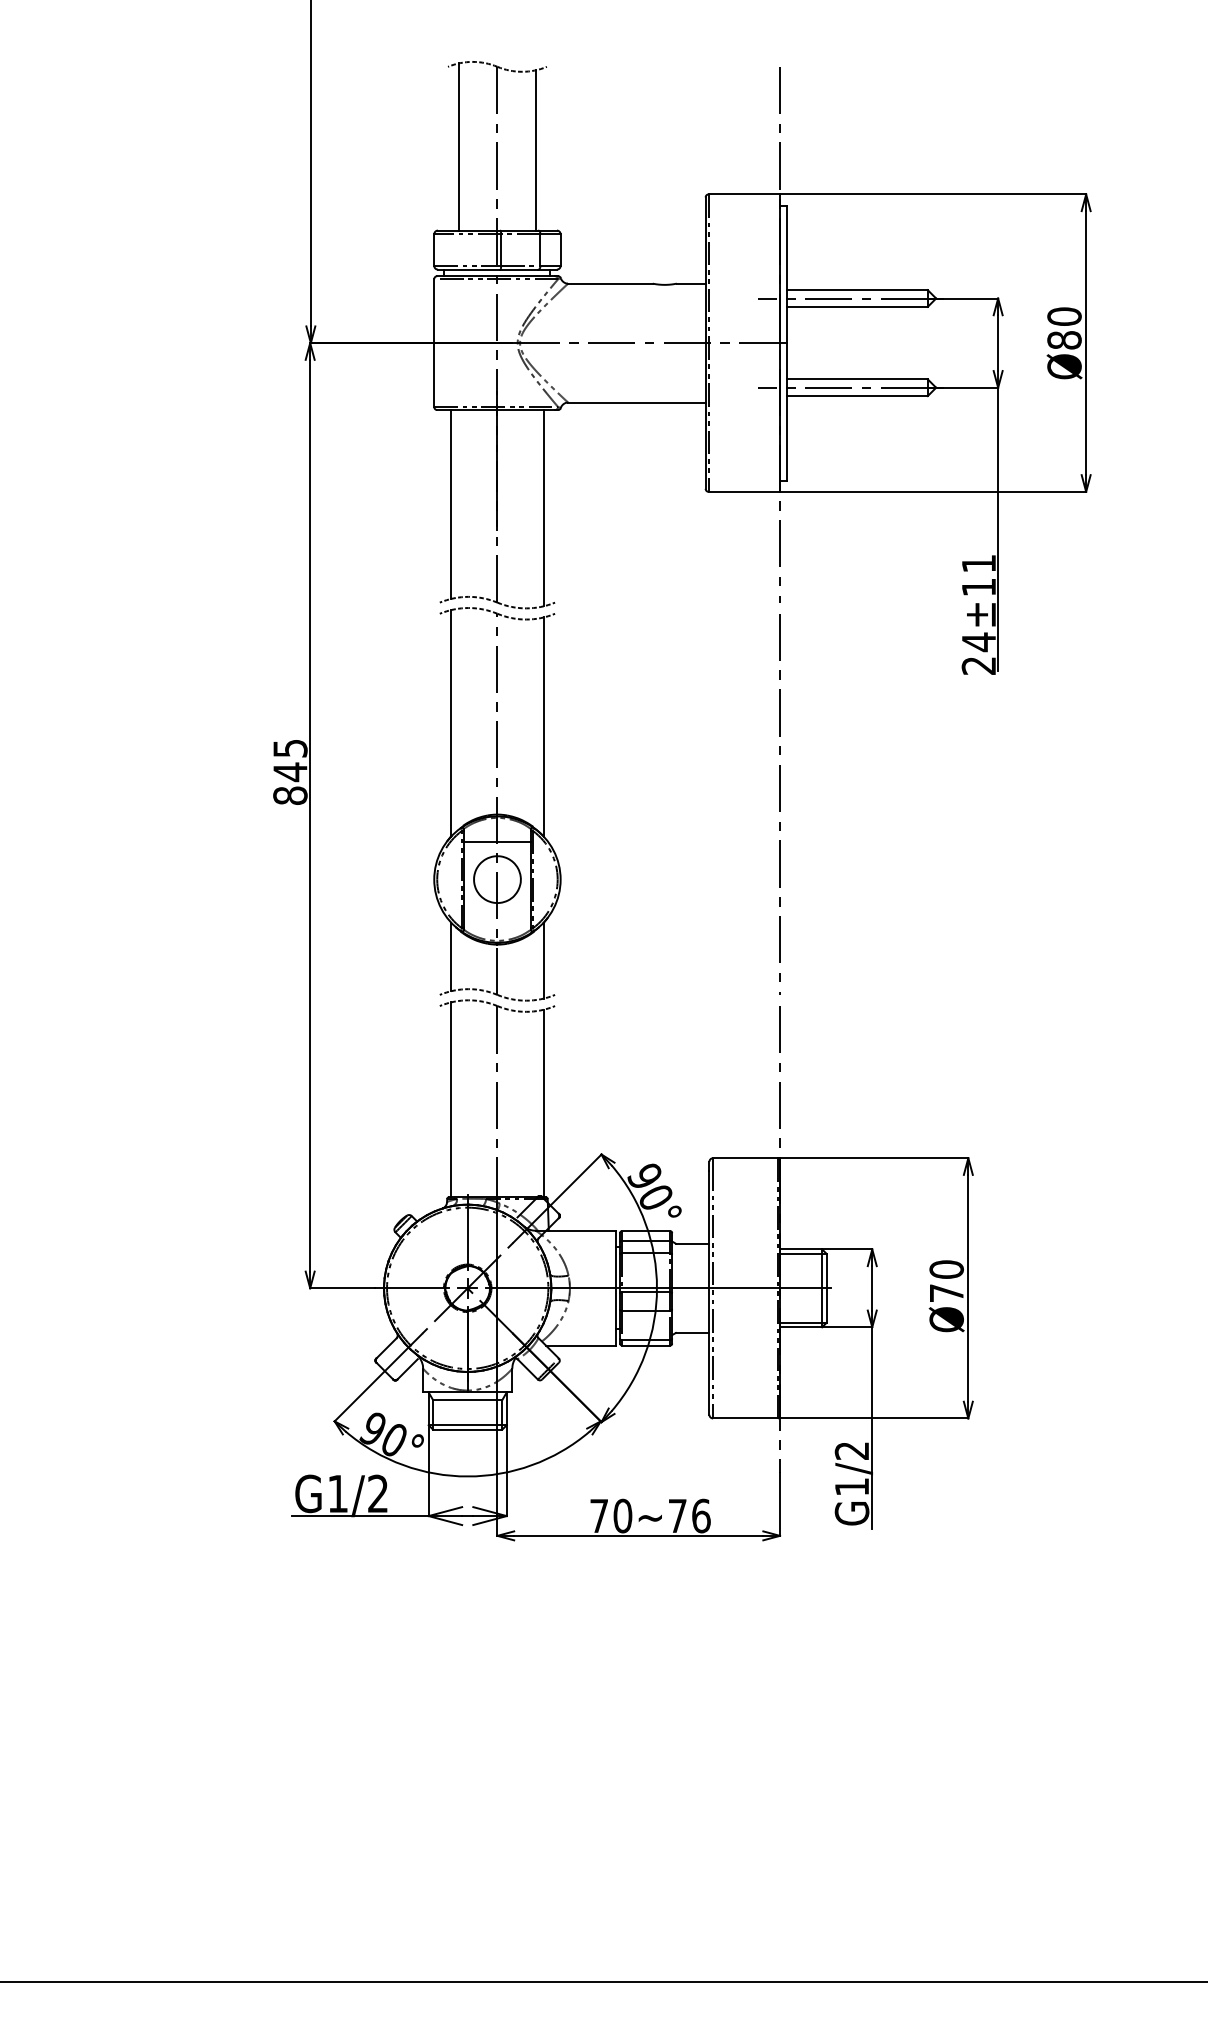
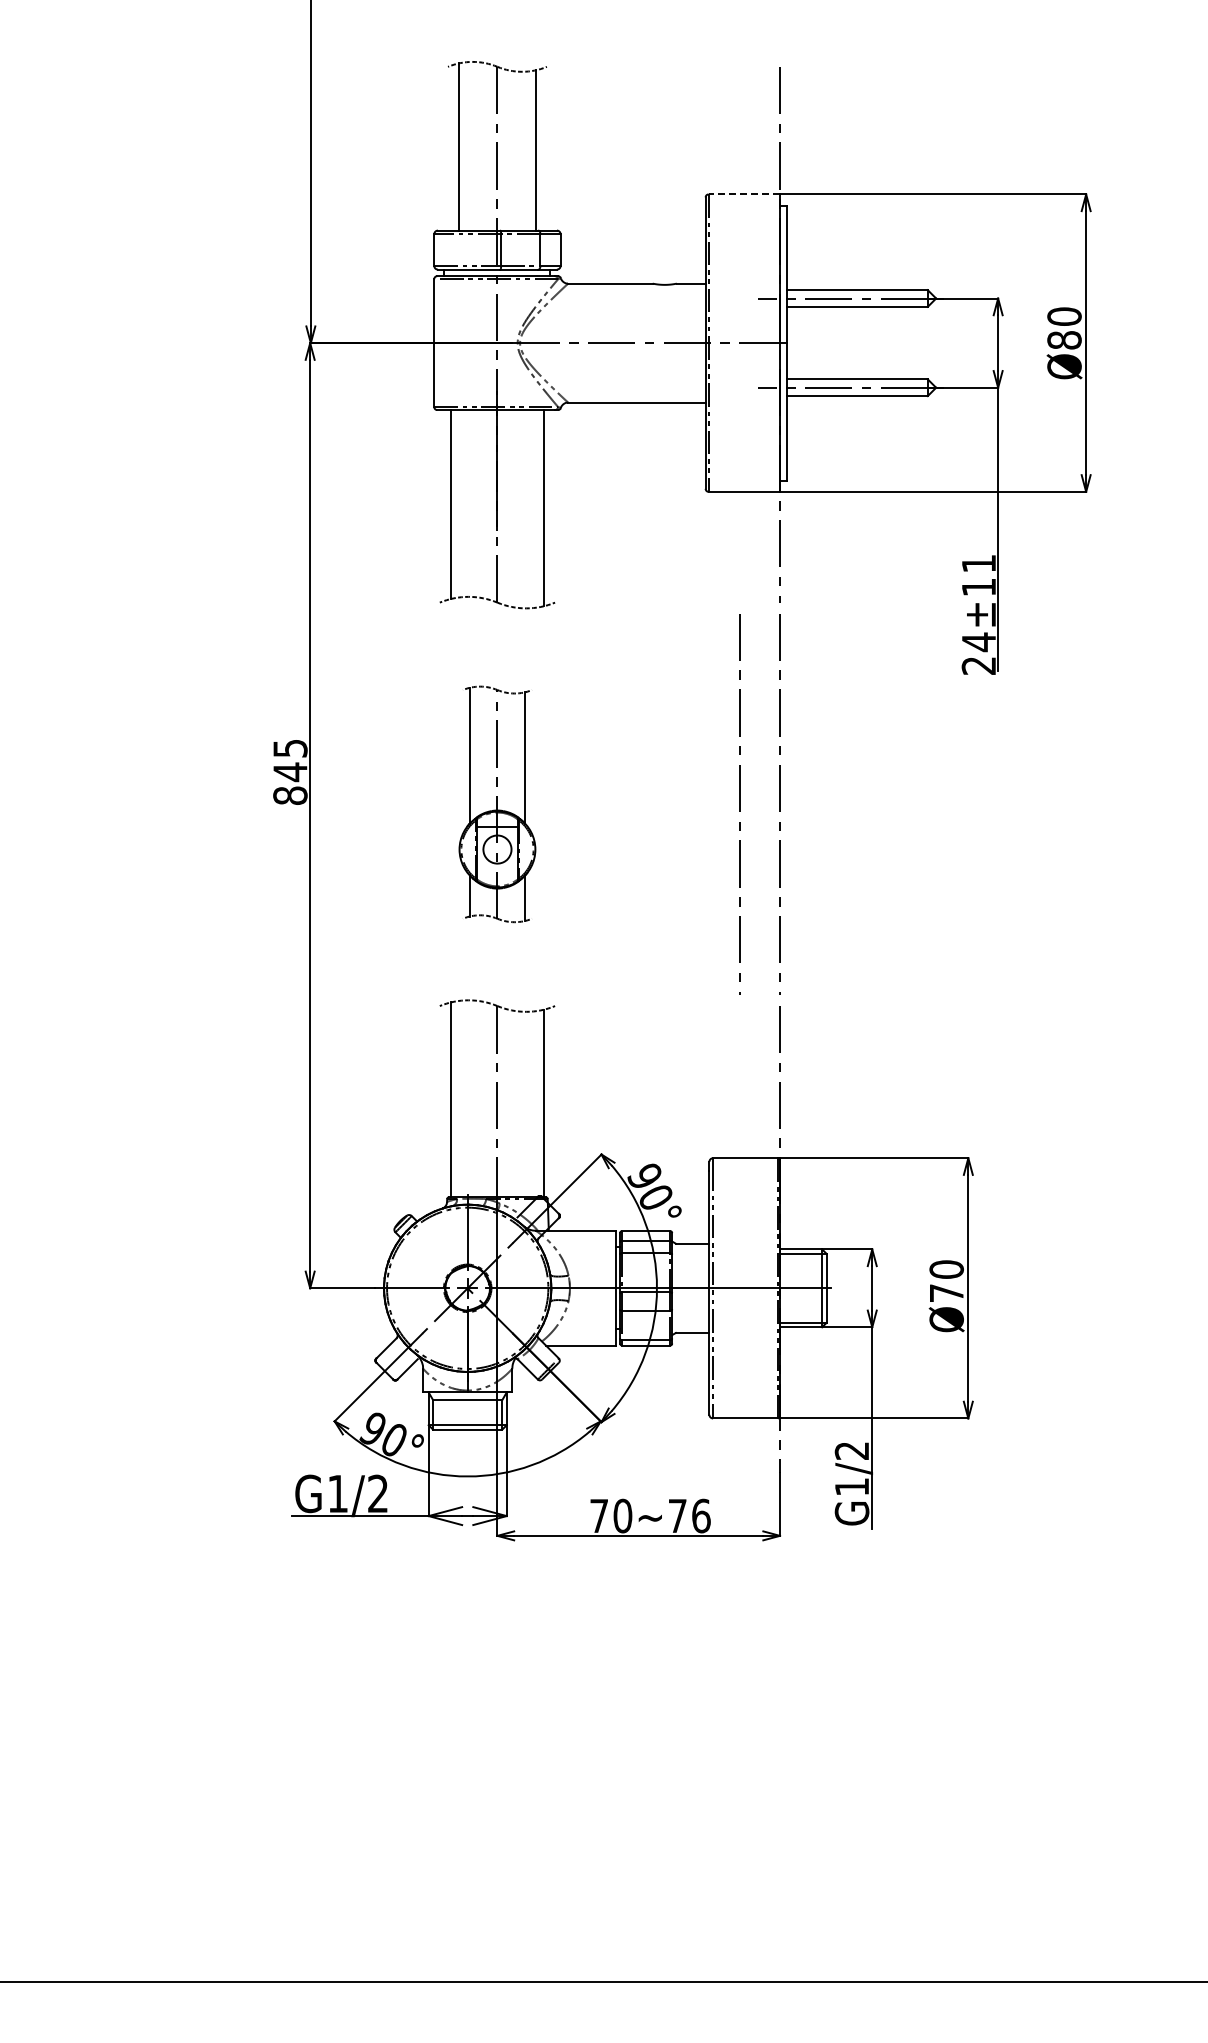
line: solid -> dashed (744, 194)
part size: 129x395 px -> 79x239 px (497, 804)
line: none -> present (739, 804)
